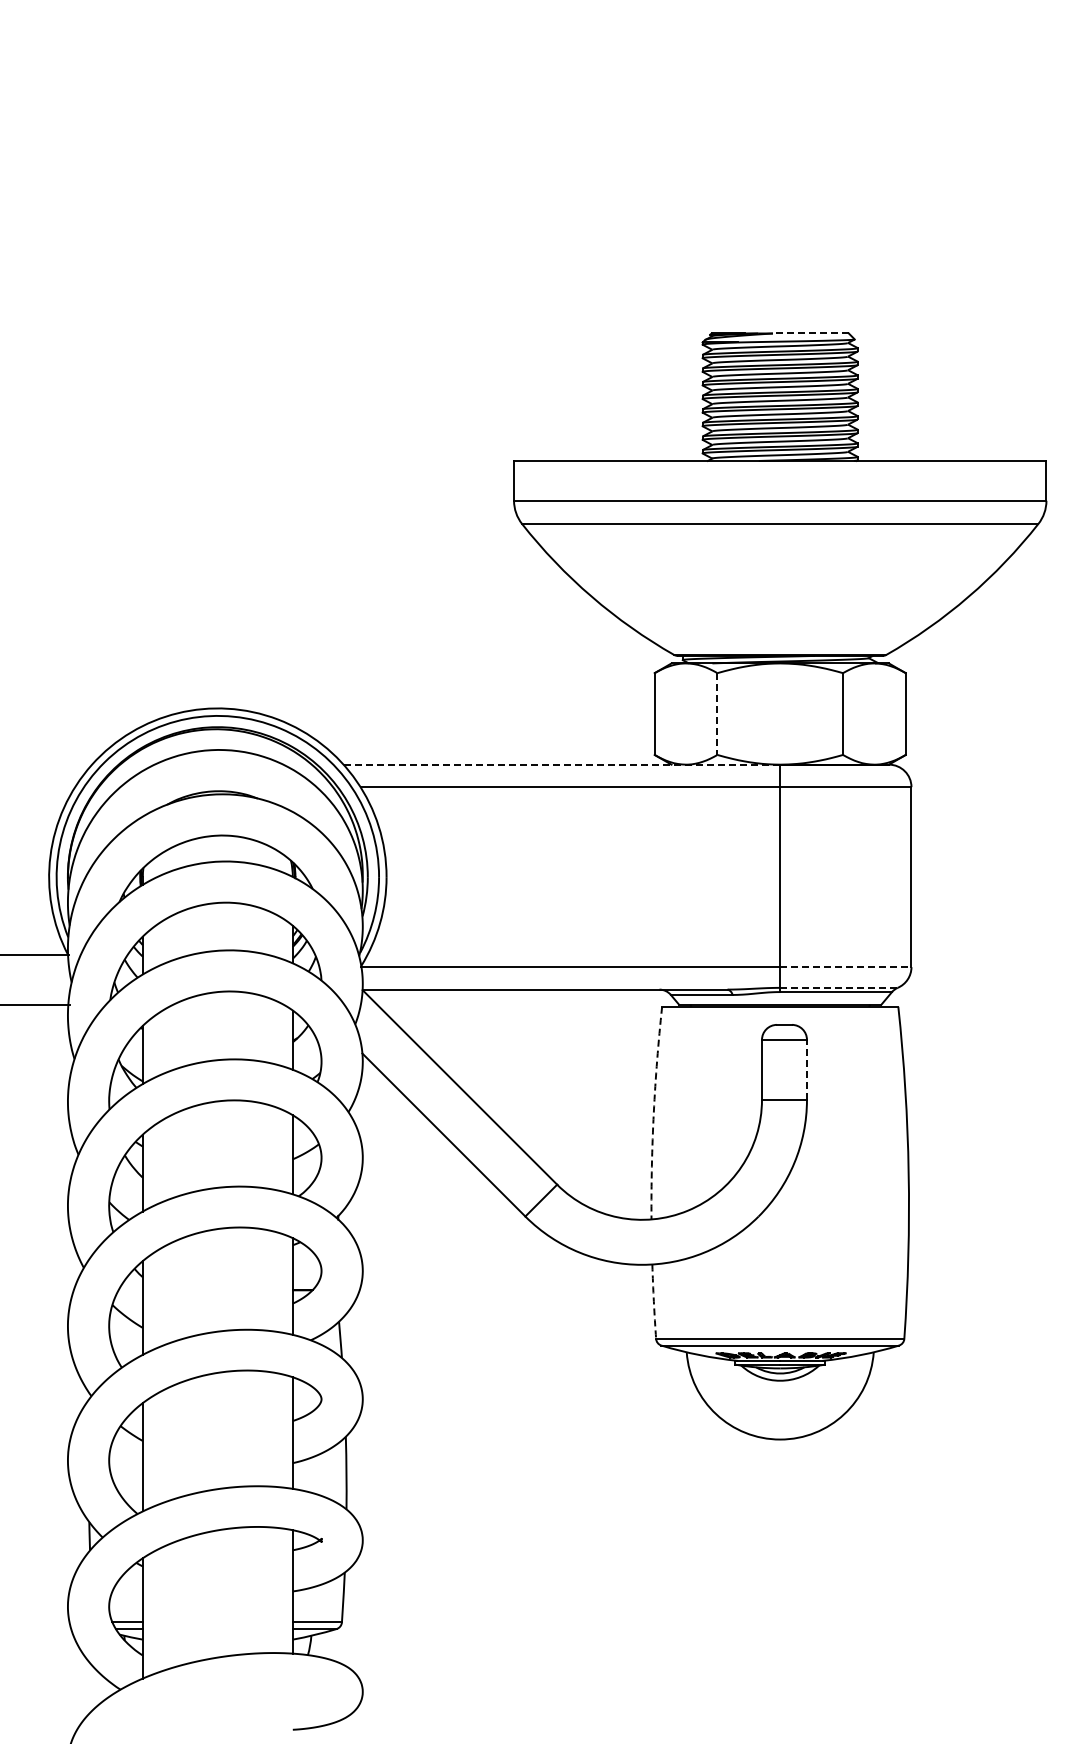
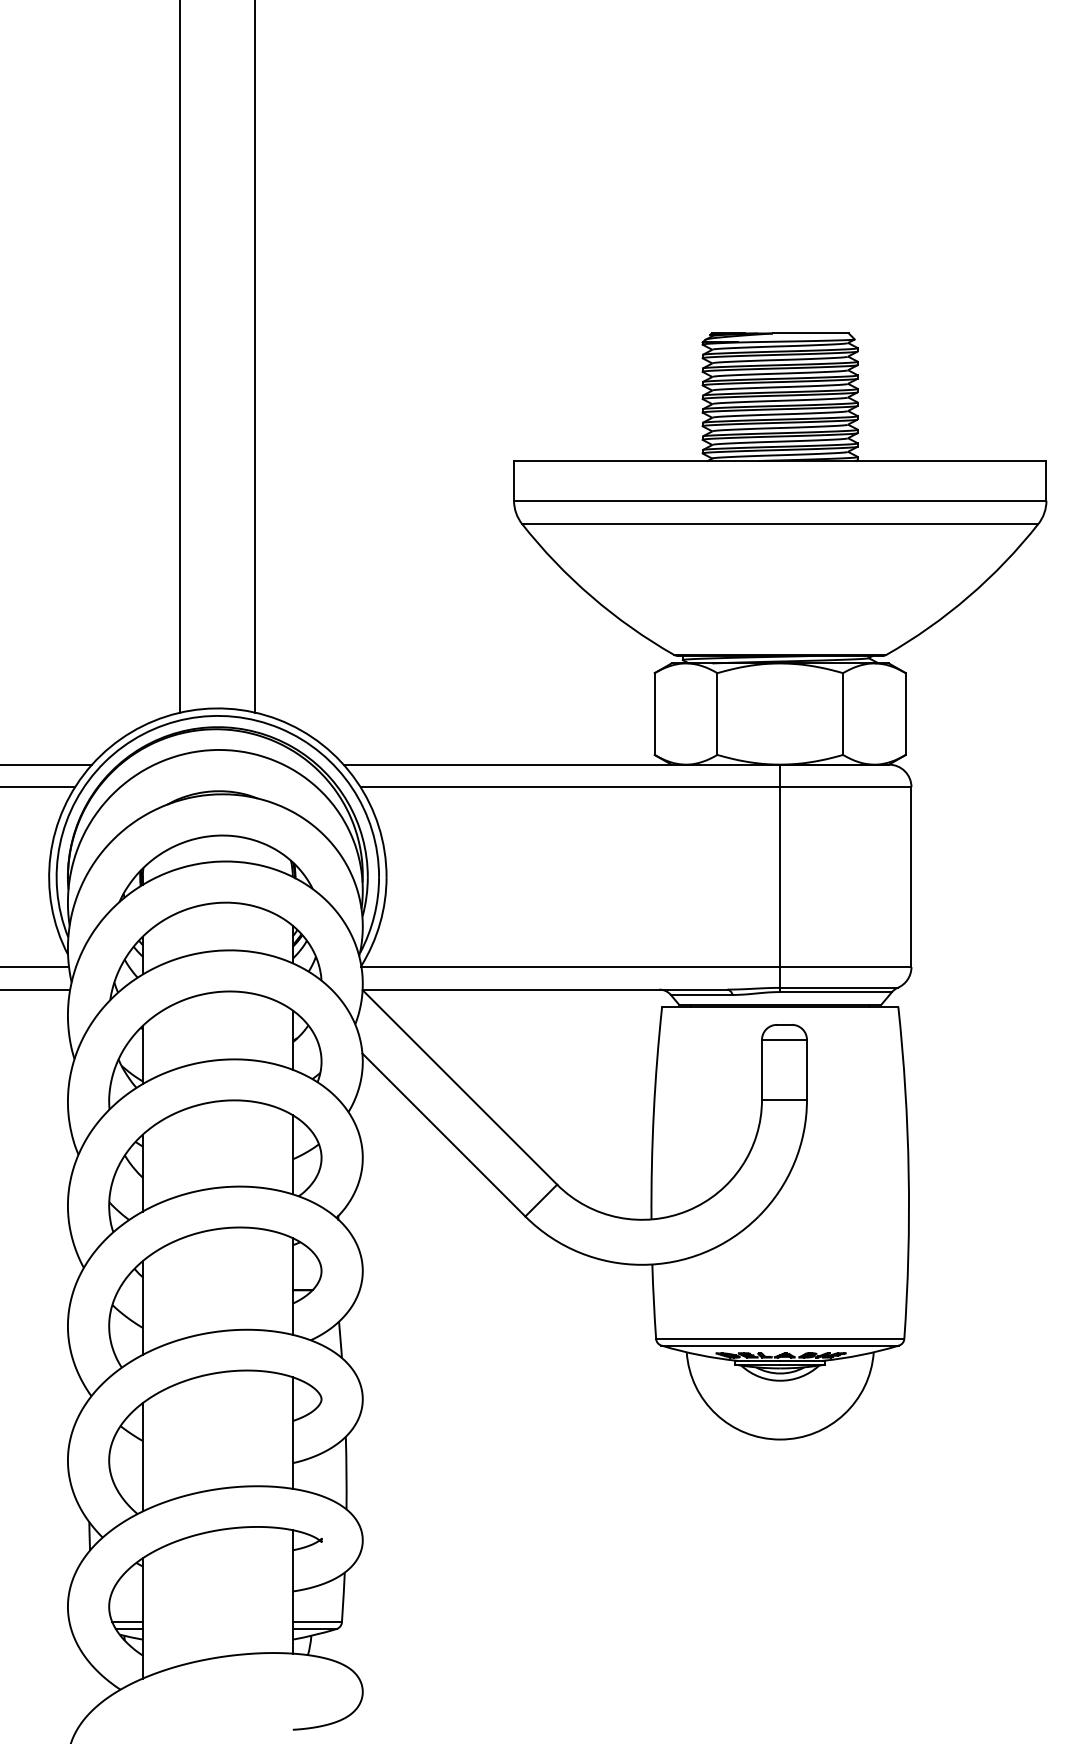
line: dashed -> solid (810, 333)
line: none -> present (180, 357)
line: none -> present (255, 357)
line: dashed -> solid (717, 714)
line: none -> present (47, 764)
line: dashed -> solid (562, 764)
line: none -> present (38, 787)
line position: (35, 955) -> (35, 967) (35, 967)
line: dashed -> solid (845, 967)
line: dashed -> solid (838, 987)
line position: (36, 1004) -> (36, 989) (36, 989)
line: dashed -> solid (806, 1069)
arc: dashed -> solid (653, 1113)
arc: dashed -> solid (653, 1301)
